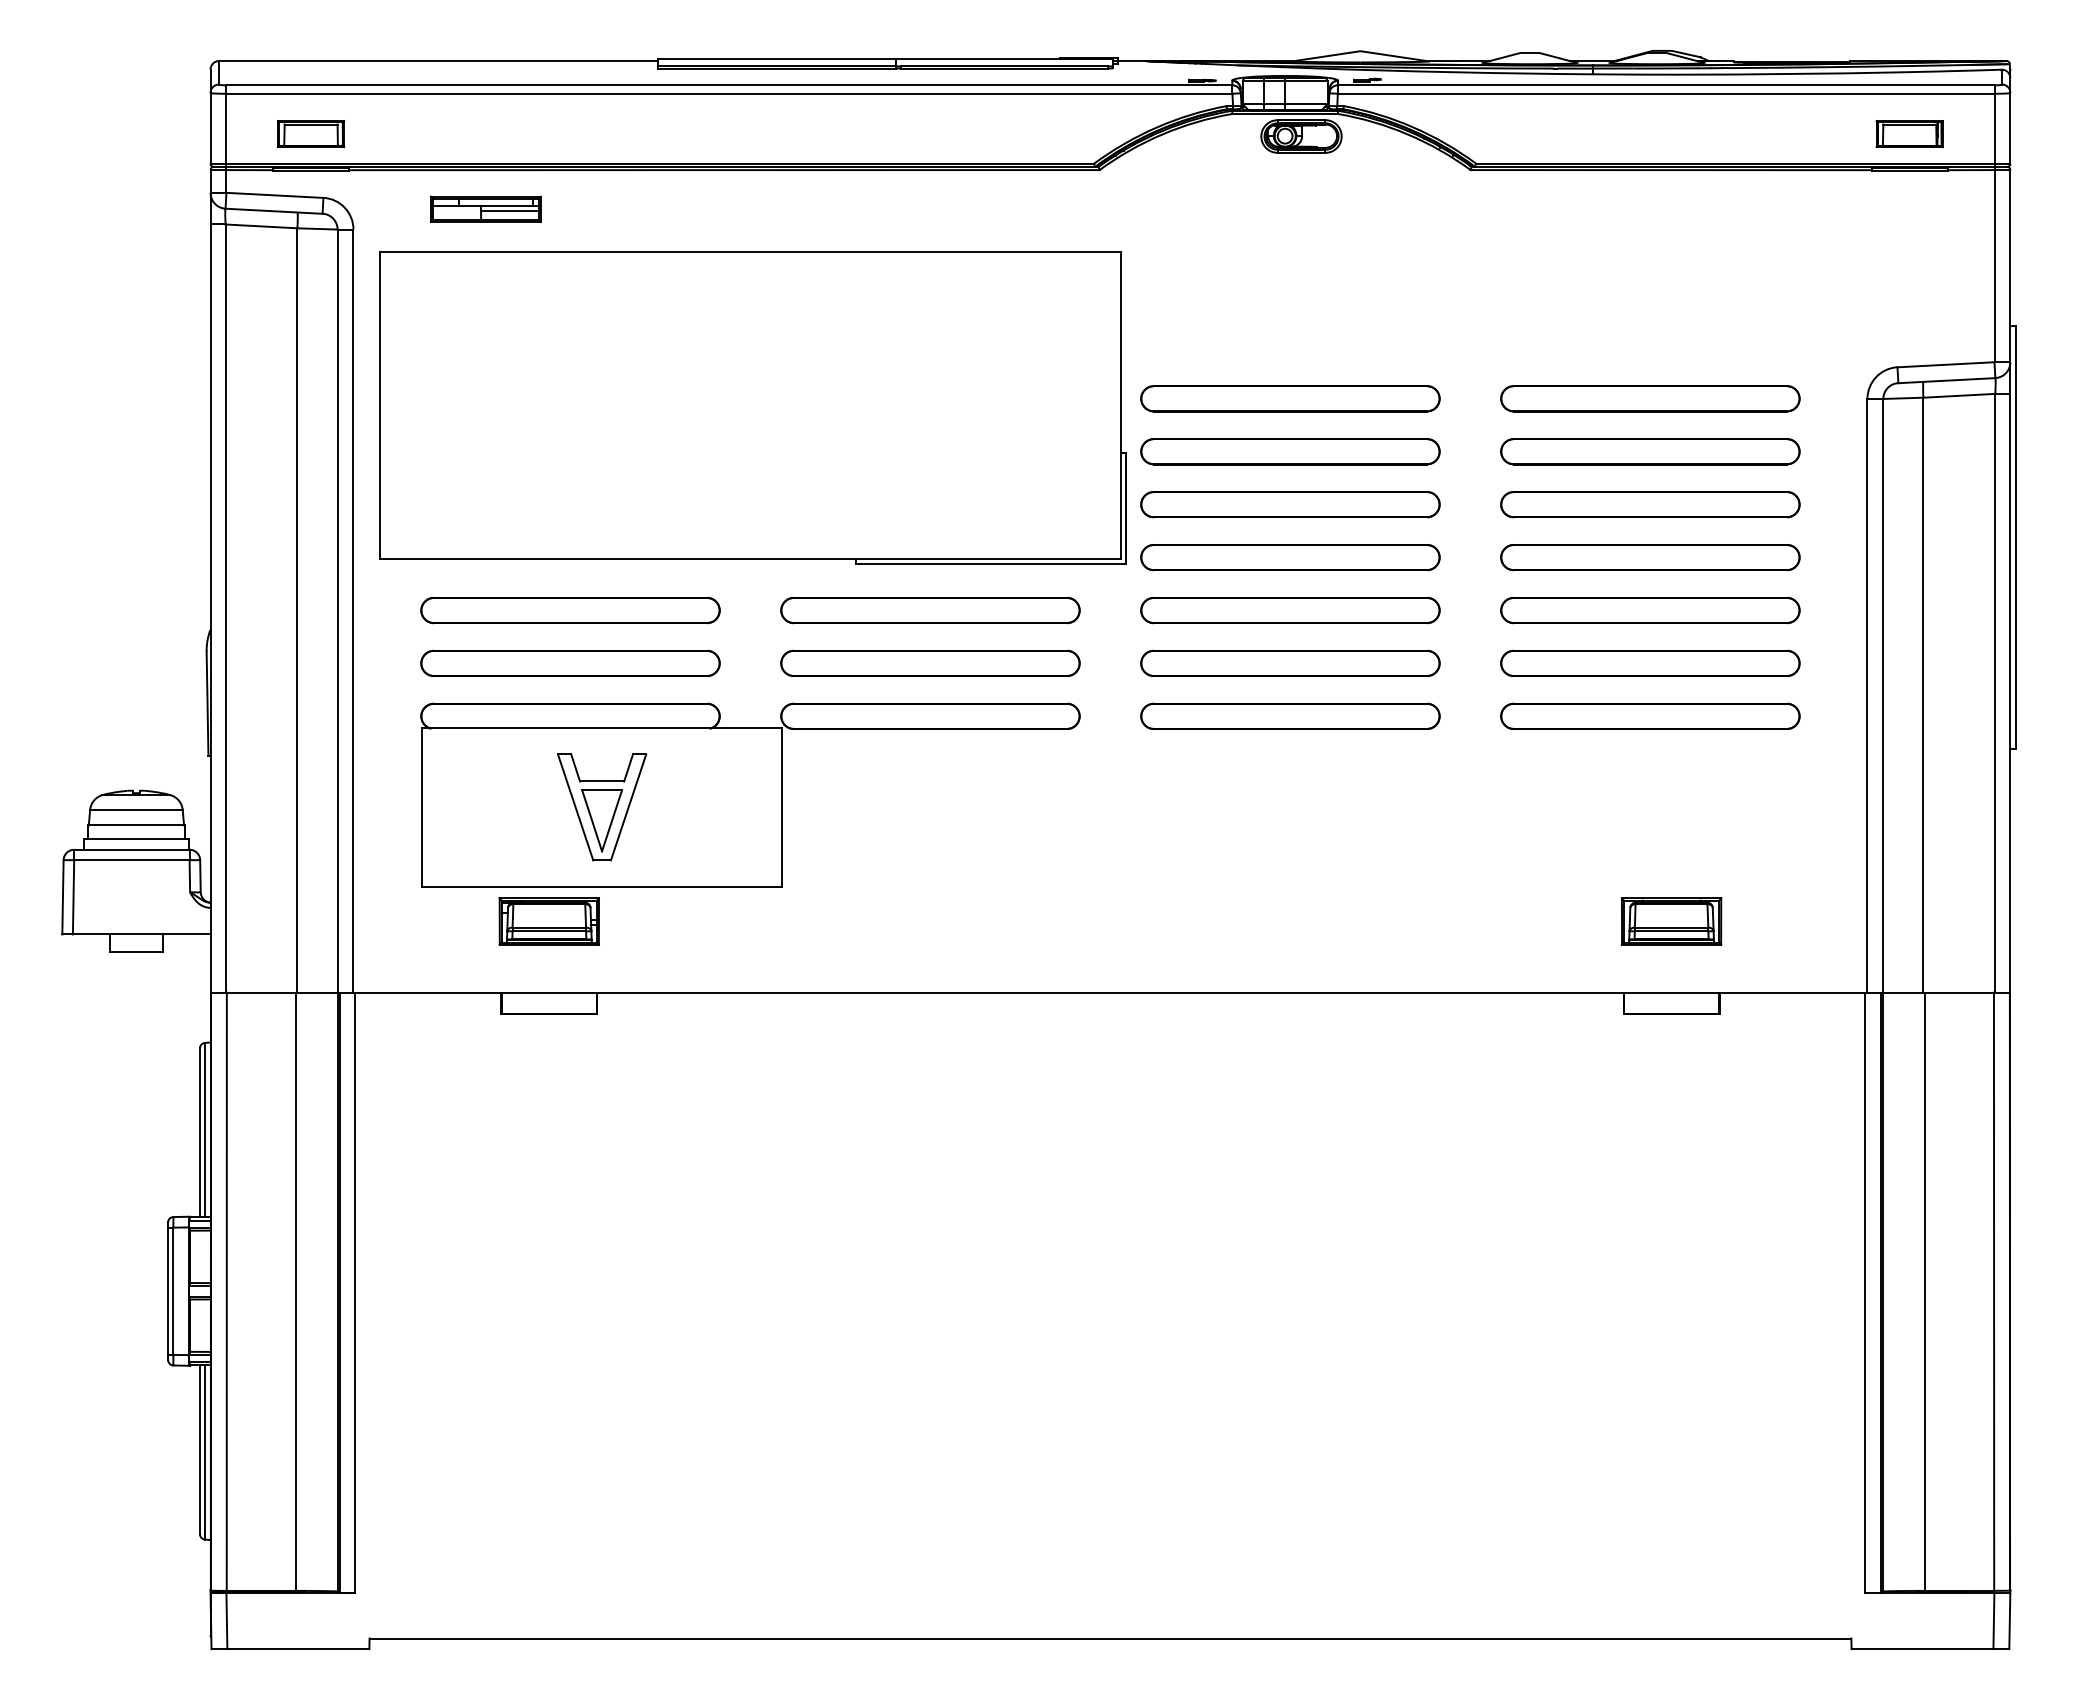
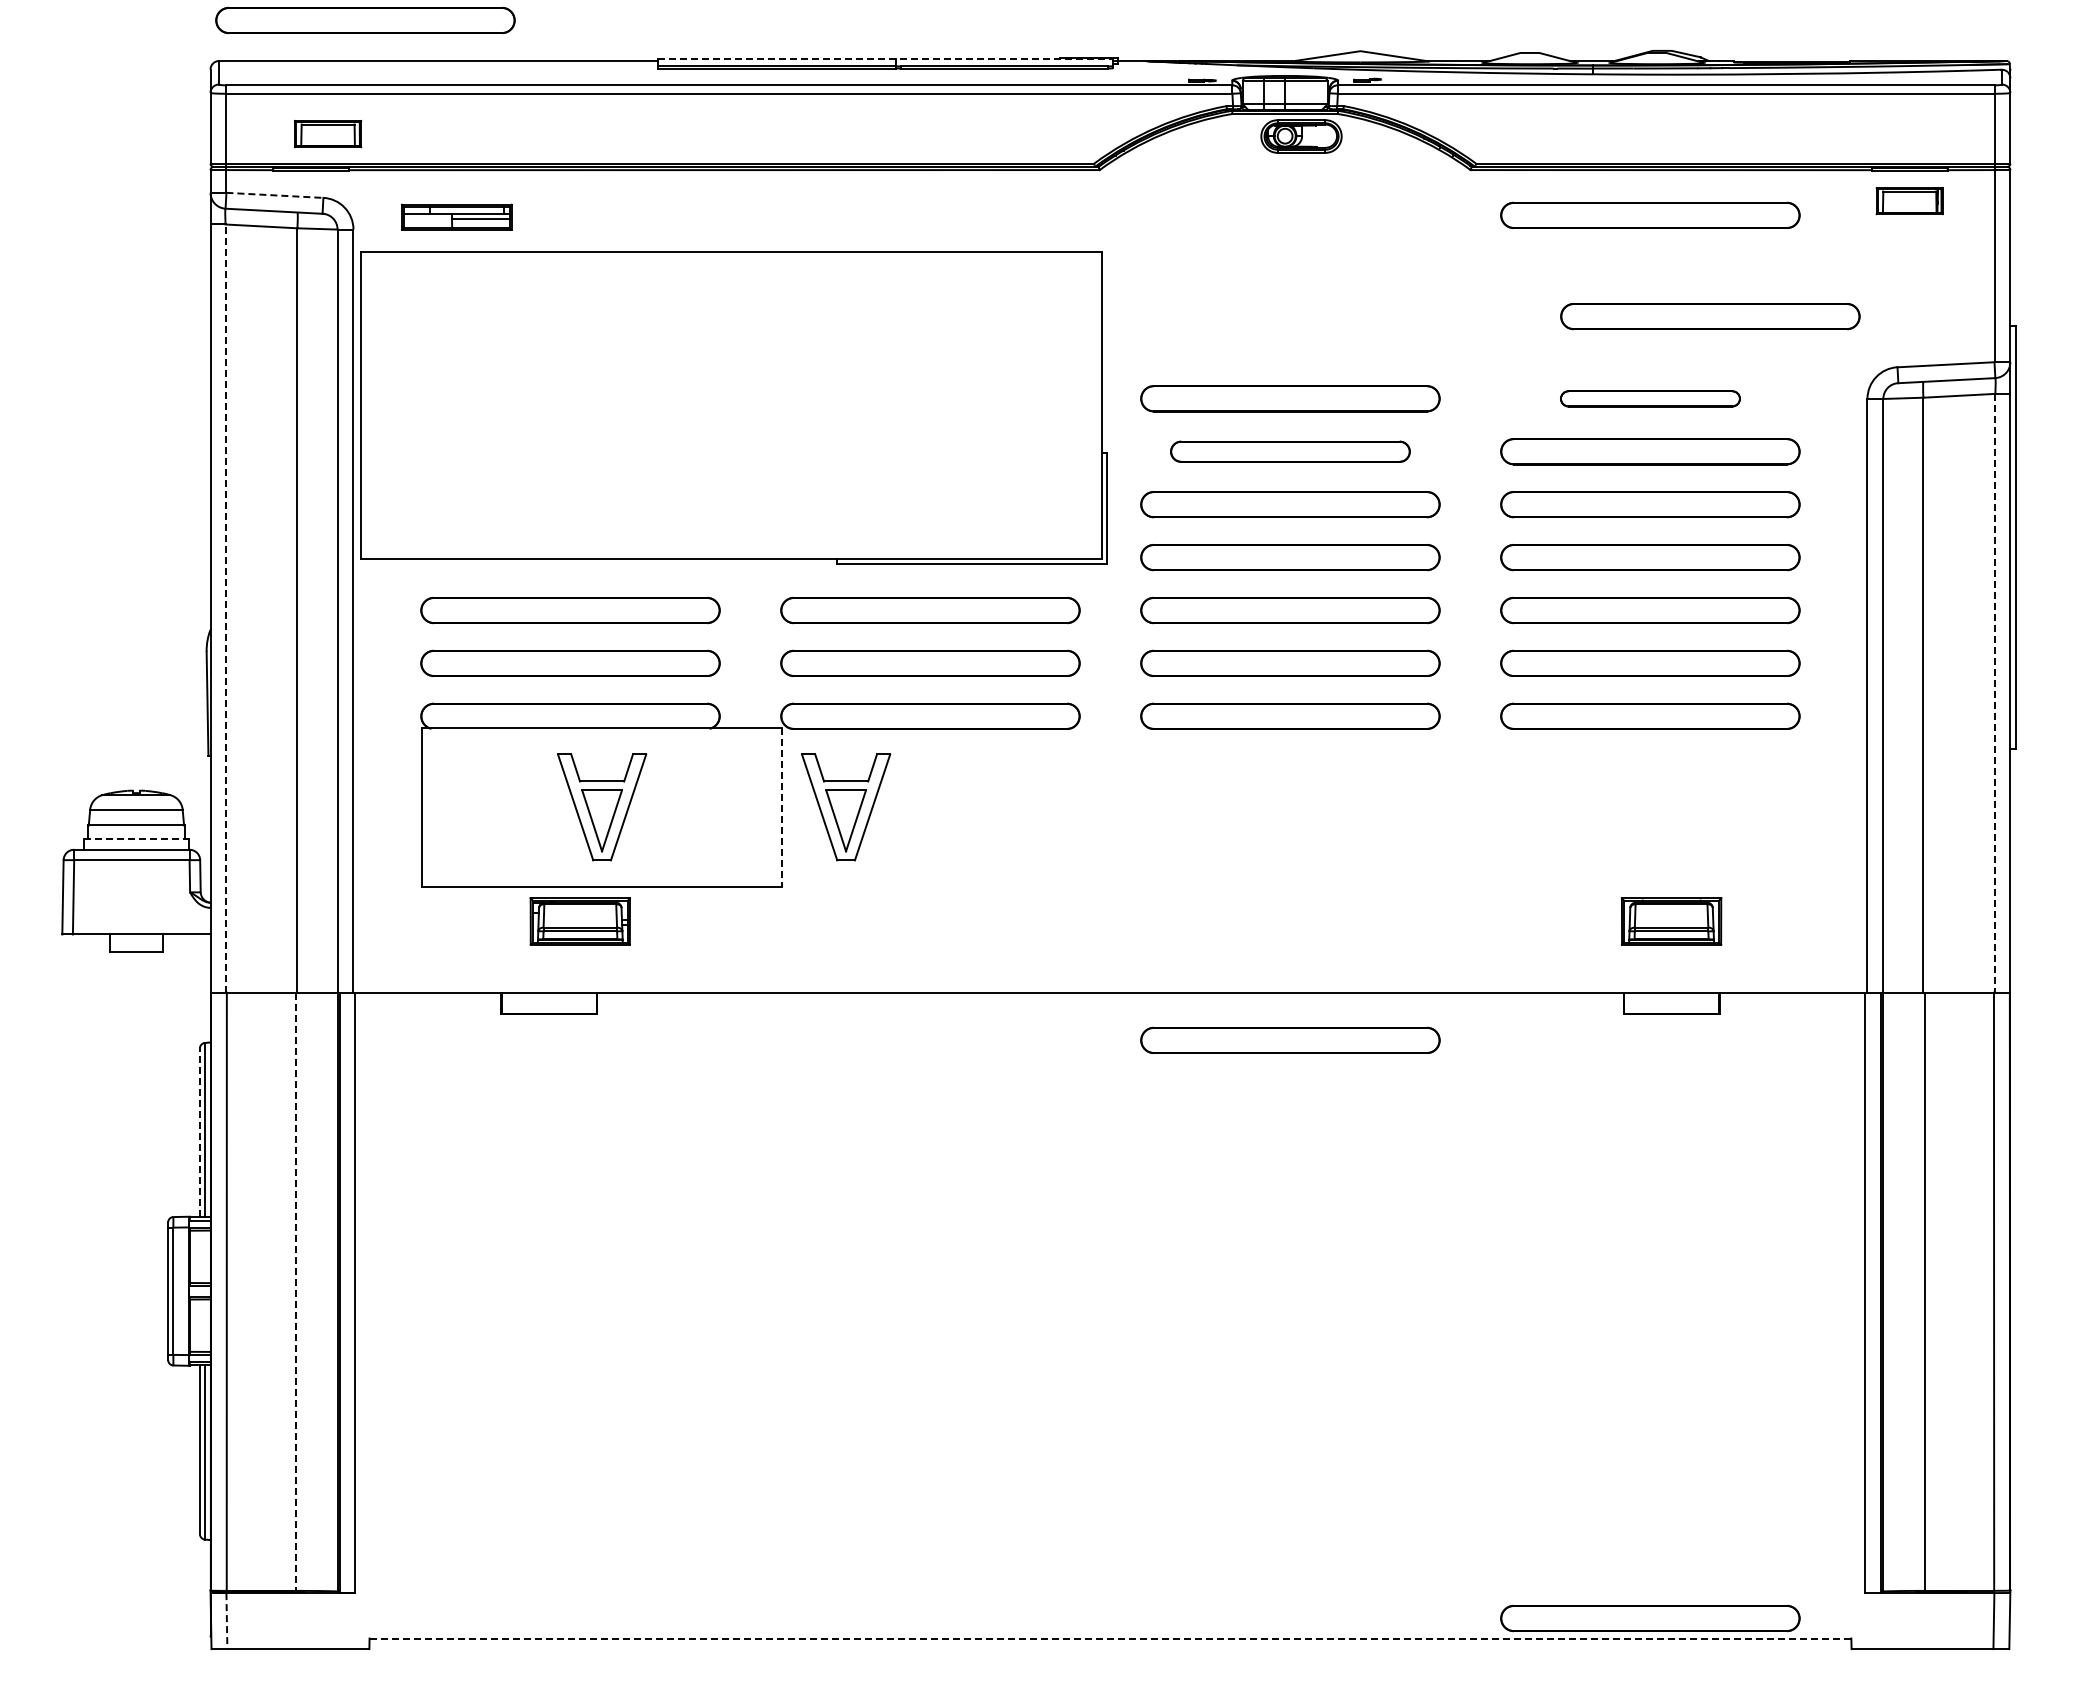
part: none -> present (365, 20)
line: solid -> dashed (885, 58)
part position: (311, 134) -> (328, 134) (328, 134)
part position: (1909, 134) -> (1909, 201) (1909, 201)
line: solid -> dashed (274, 195)
part position: (485, 208) -> (456, 216) (456, 216)
part: none -> present (1650, 214)
part: none -> present (1710, 316)
part size: 301x28 px -> 181x18 px (1650, 398)
part position: (752, 407) -> (733, 407) (733, 407)
part size: 301x28 px -> 241x23 px (1290, 451)
line: solid -> dashed (225, 608)
line: solid -> dashed (1995, 693)
line: solid -> dashed (782, 807)
part: none -> present (846, 807)
line: solid -> dashed (136, 839)
part position: (548, 921) -> (579, 921) (579, 921)
part: none -> present (1290, 1039)
line: solid -> dashed (199, 1132)
line: solid -> dashed (295, 1292)
part: none -> present (1650, 1618)
line: solid -> dashed (226, 1621)
line: solid -> dashed (1110, 1638)
